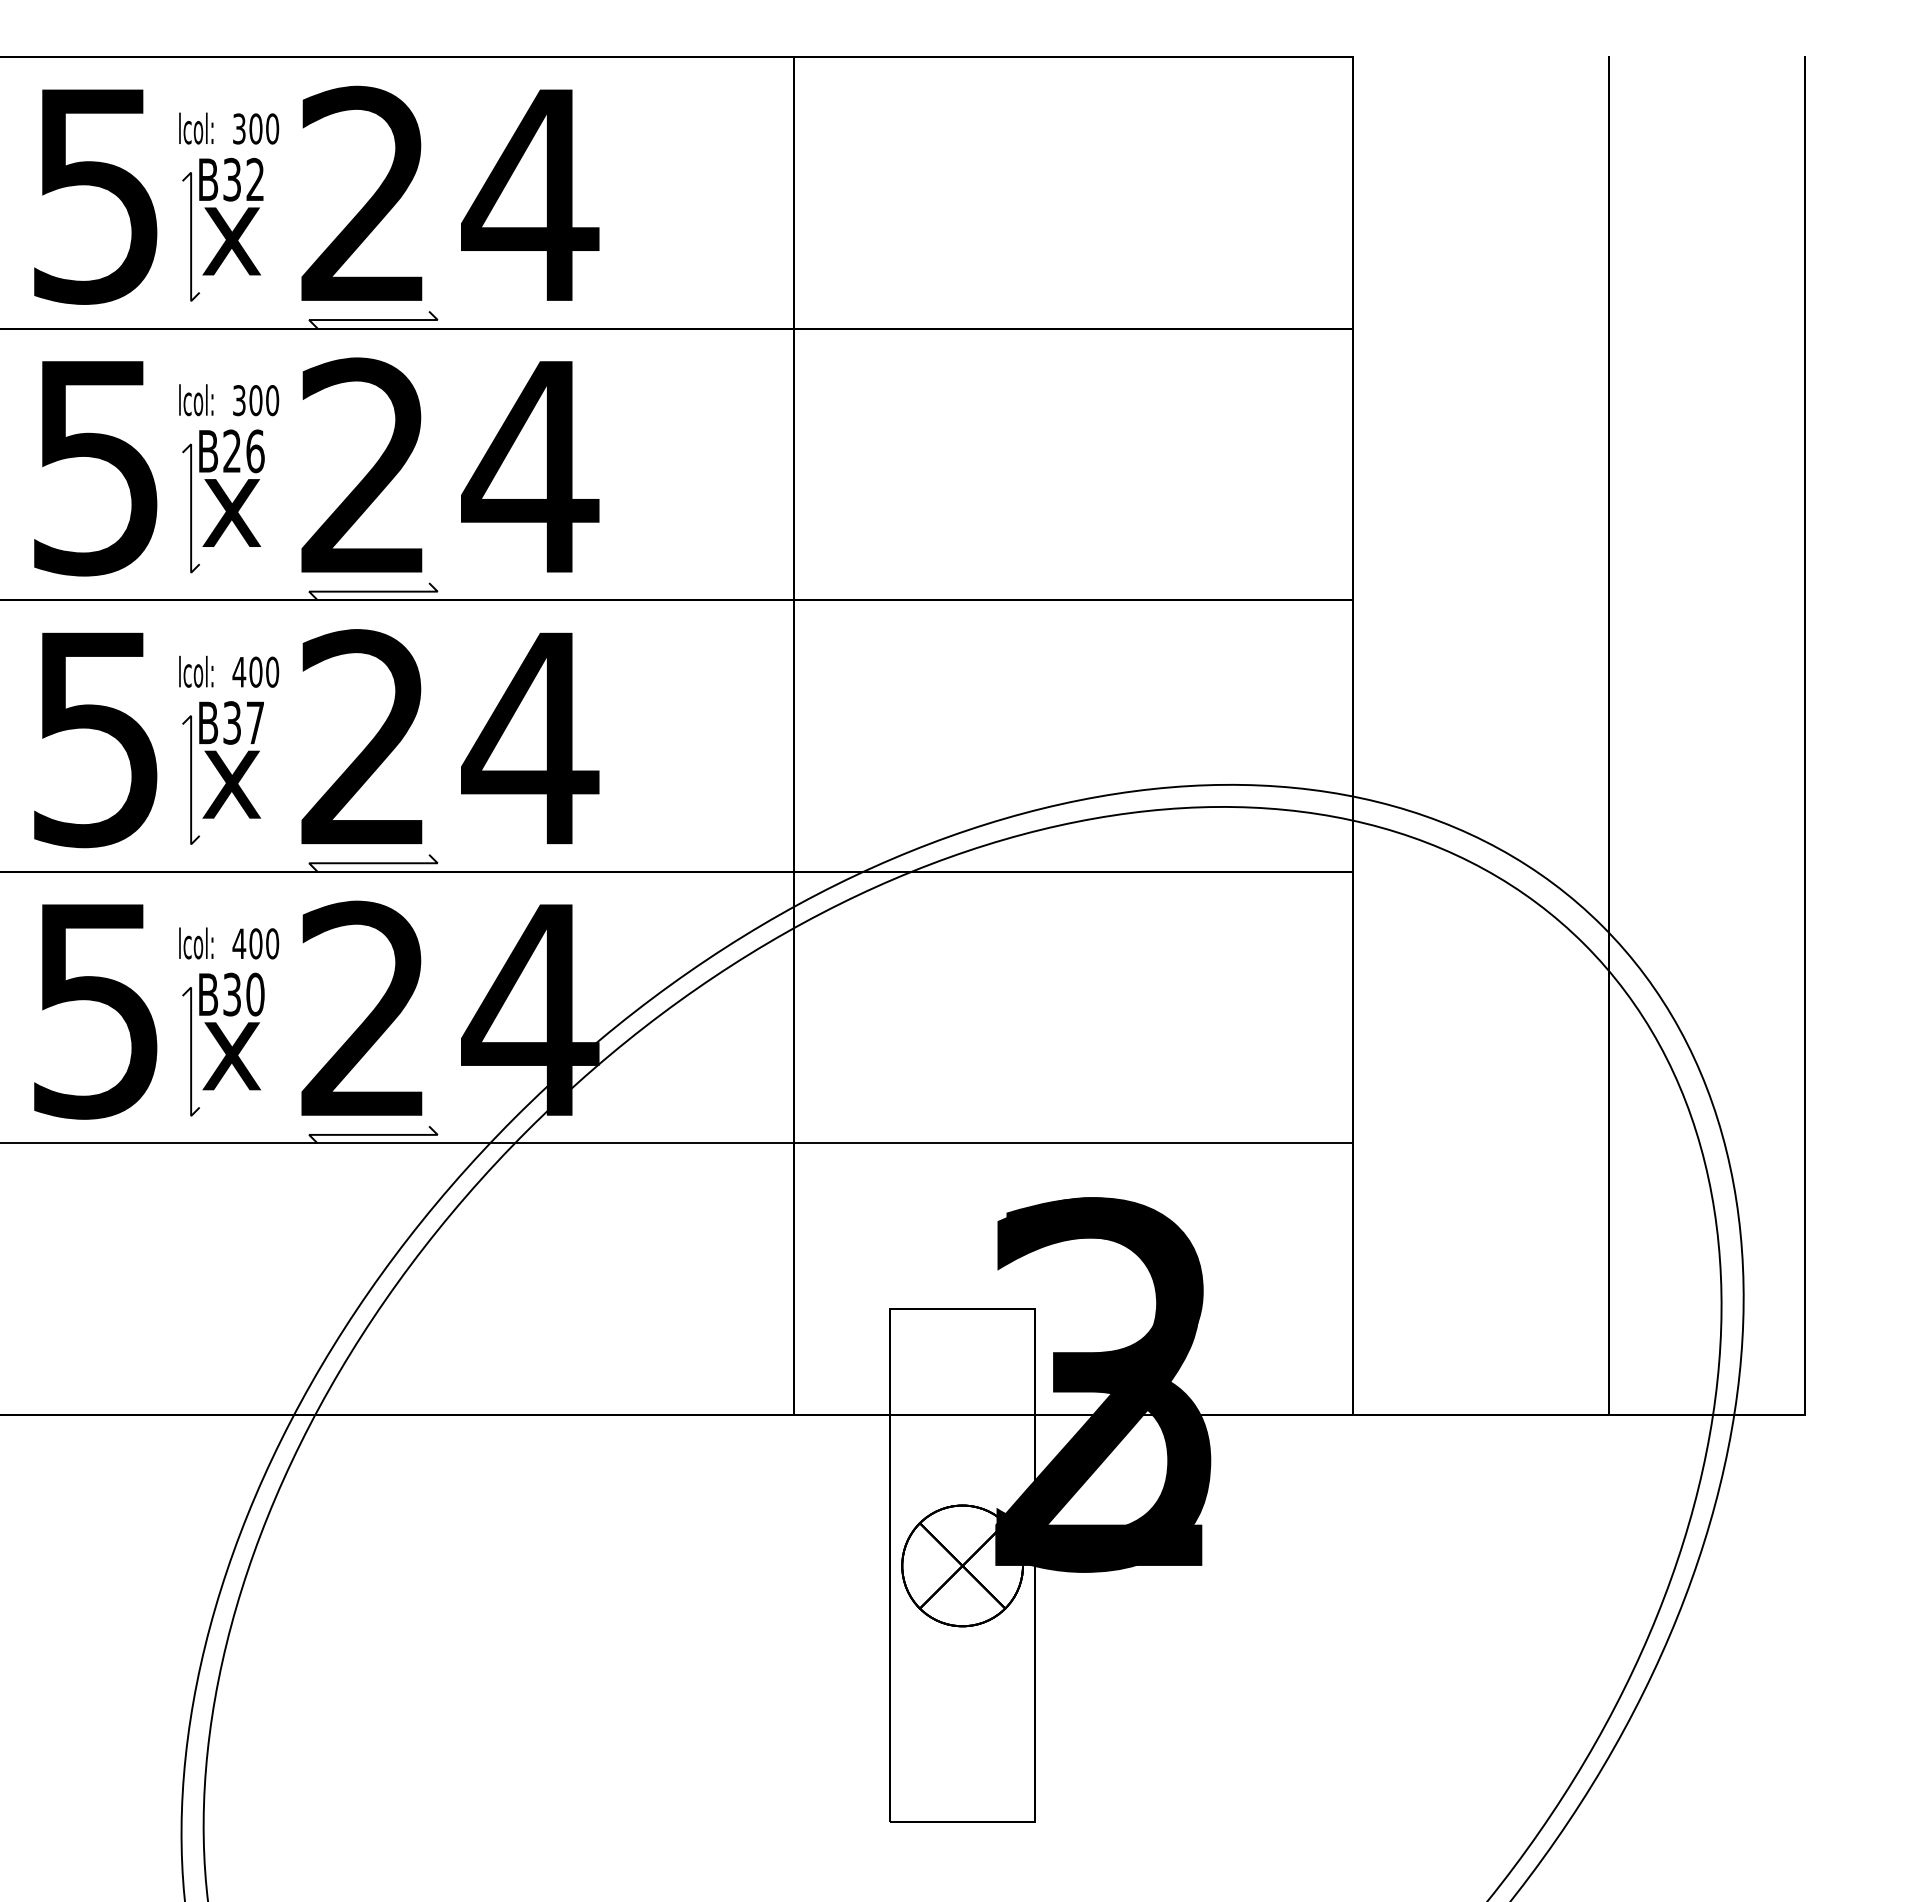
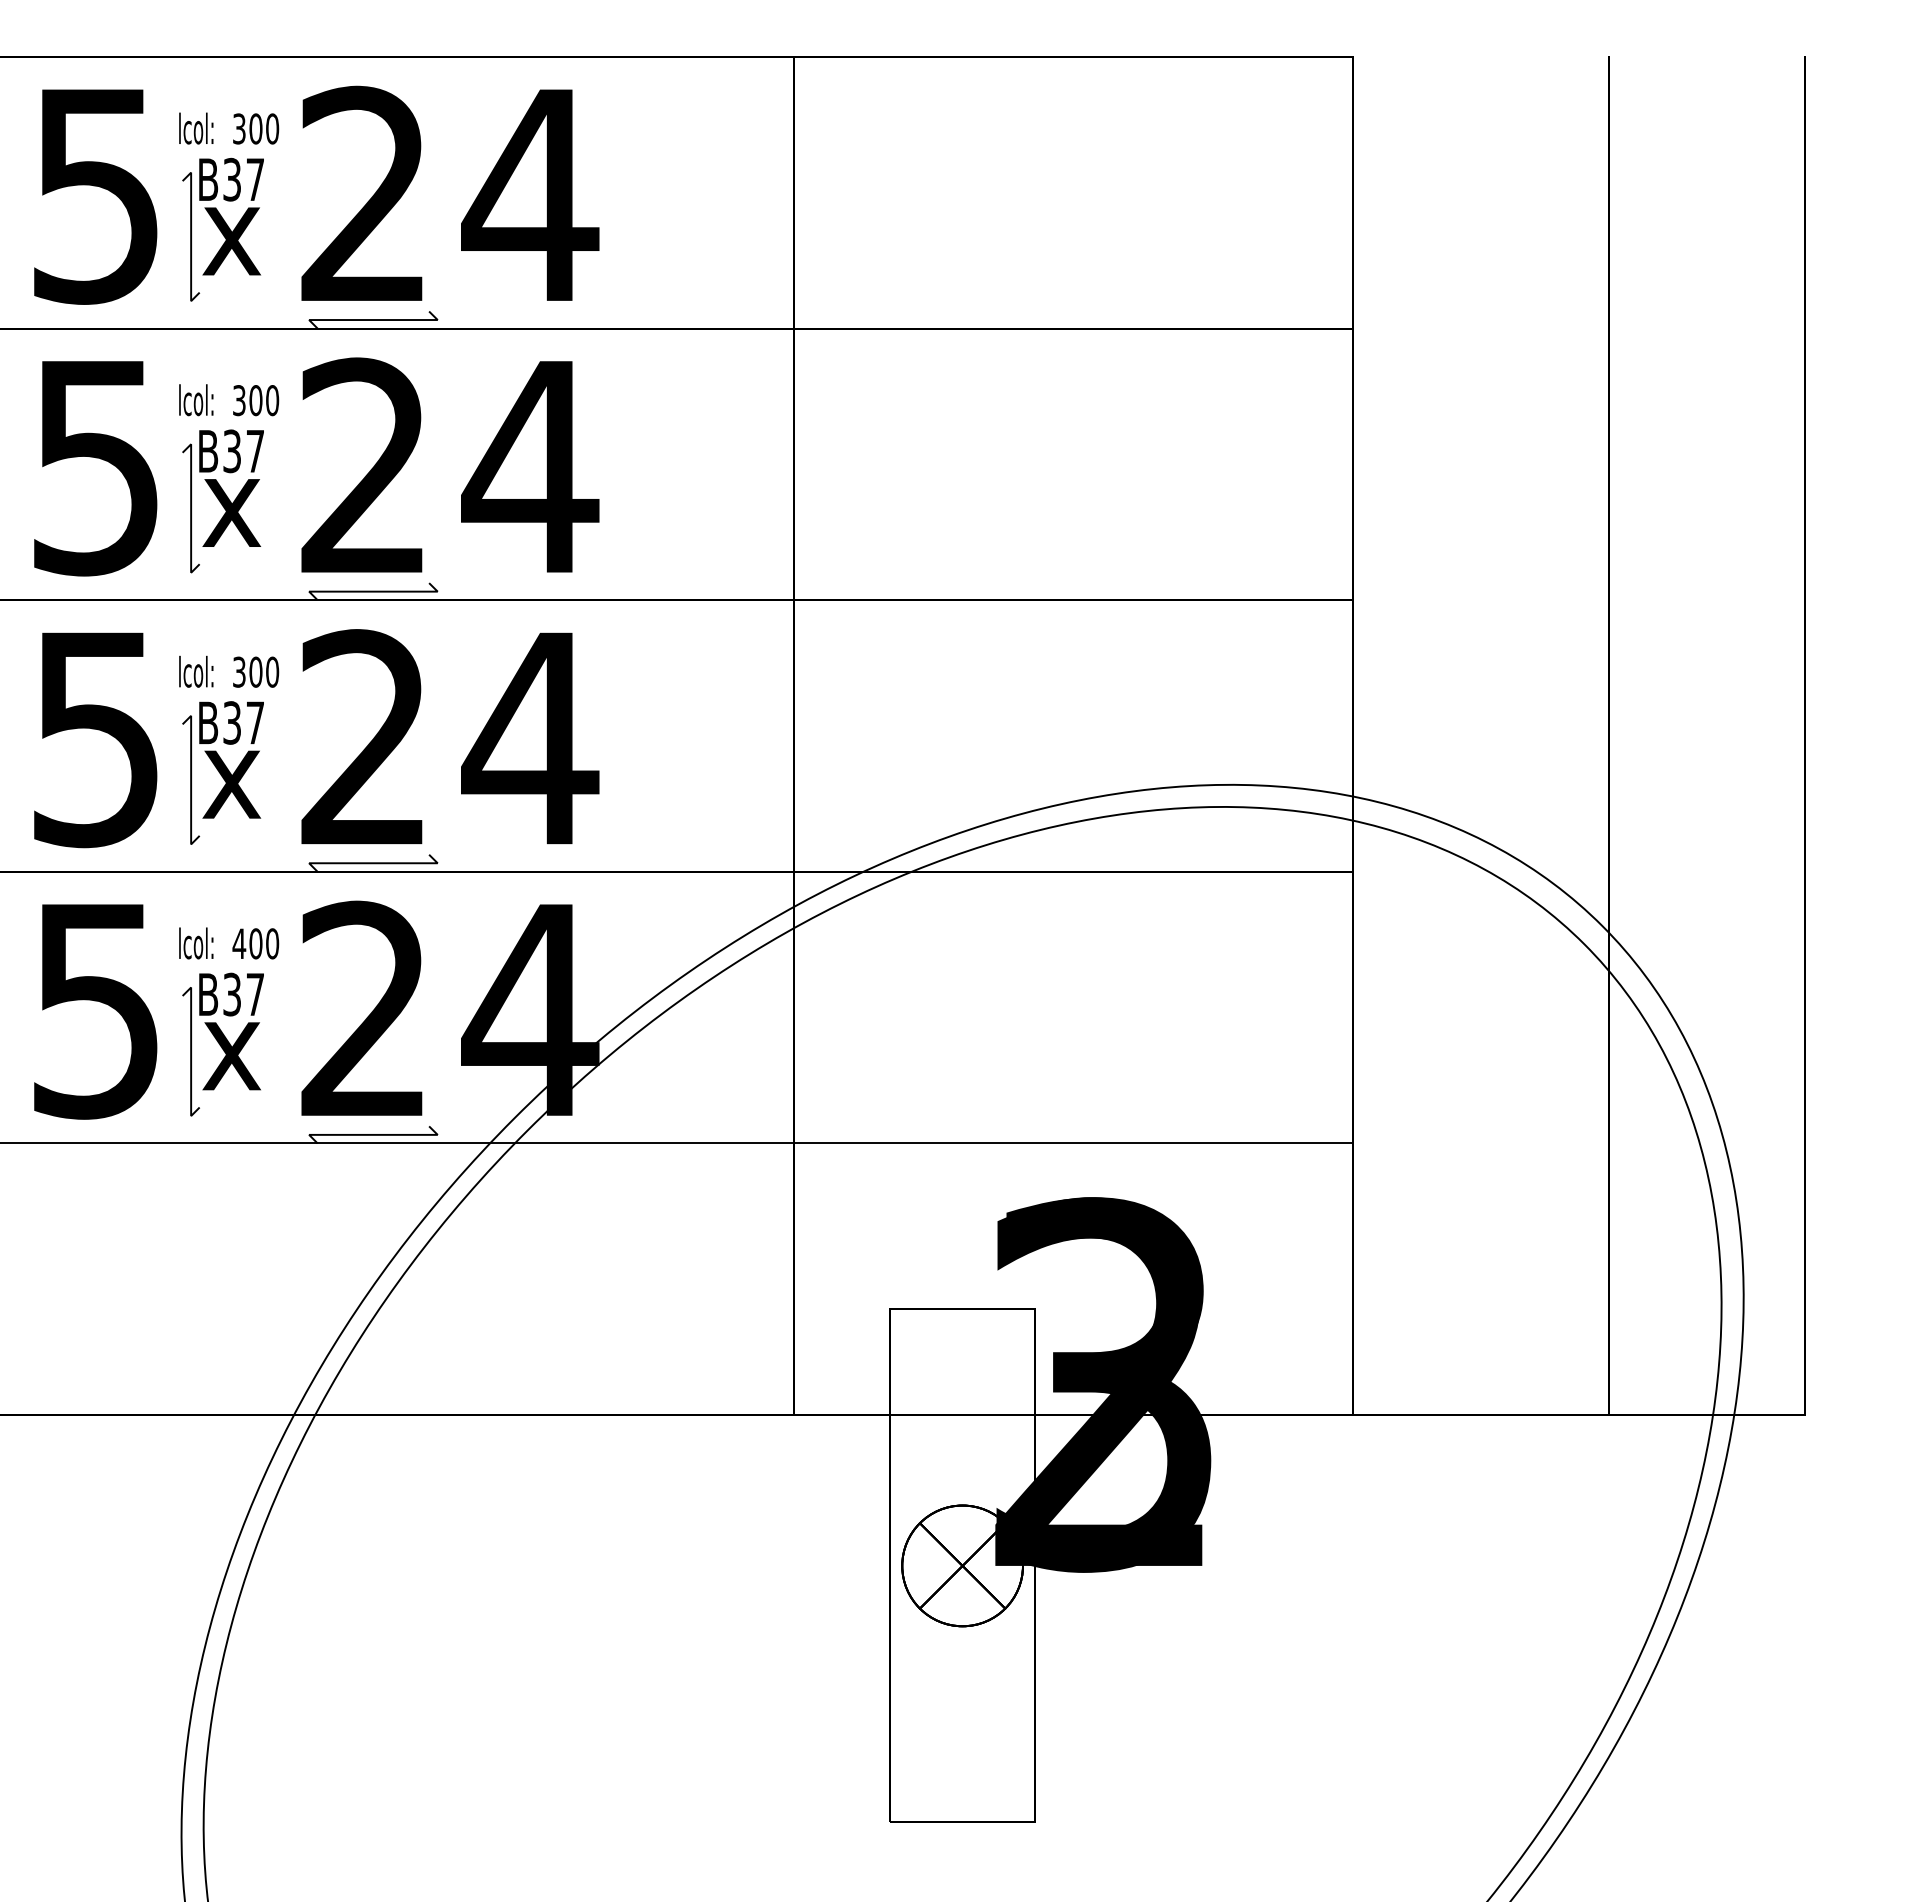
text: B32 -> B37 (254, 178)
text: B26 -> B37 (243, 451)
text: 400 -> 300 (239, 671)
text: B30 -> B37 (255, 994)
